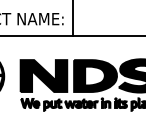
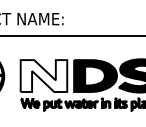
line: present -> none (72, 18)
fill: present -> none (43, 75)
